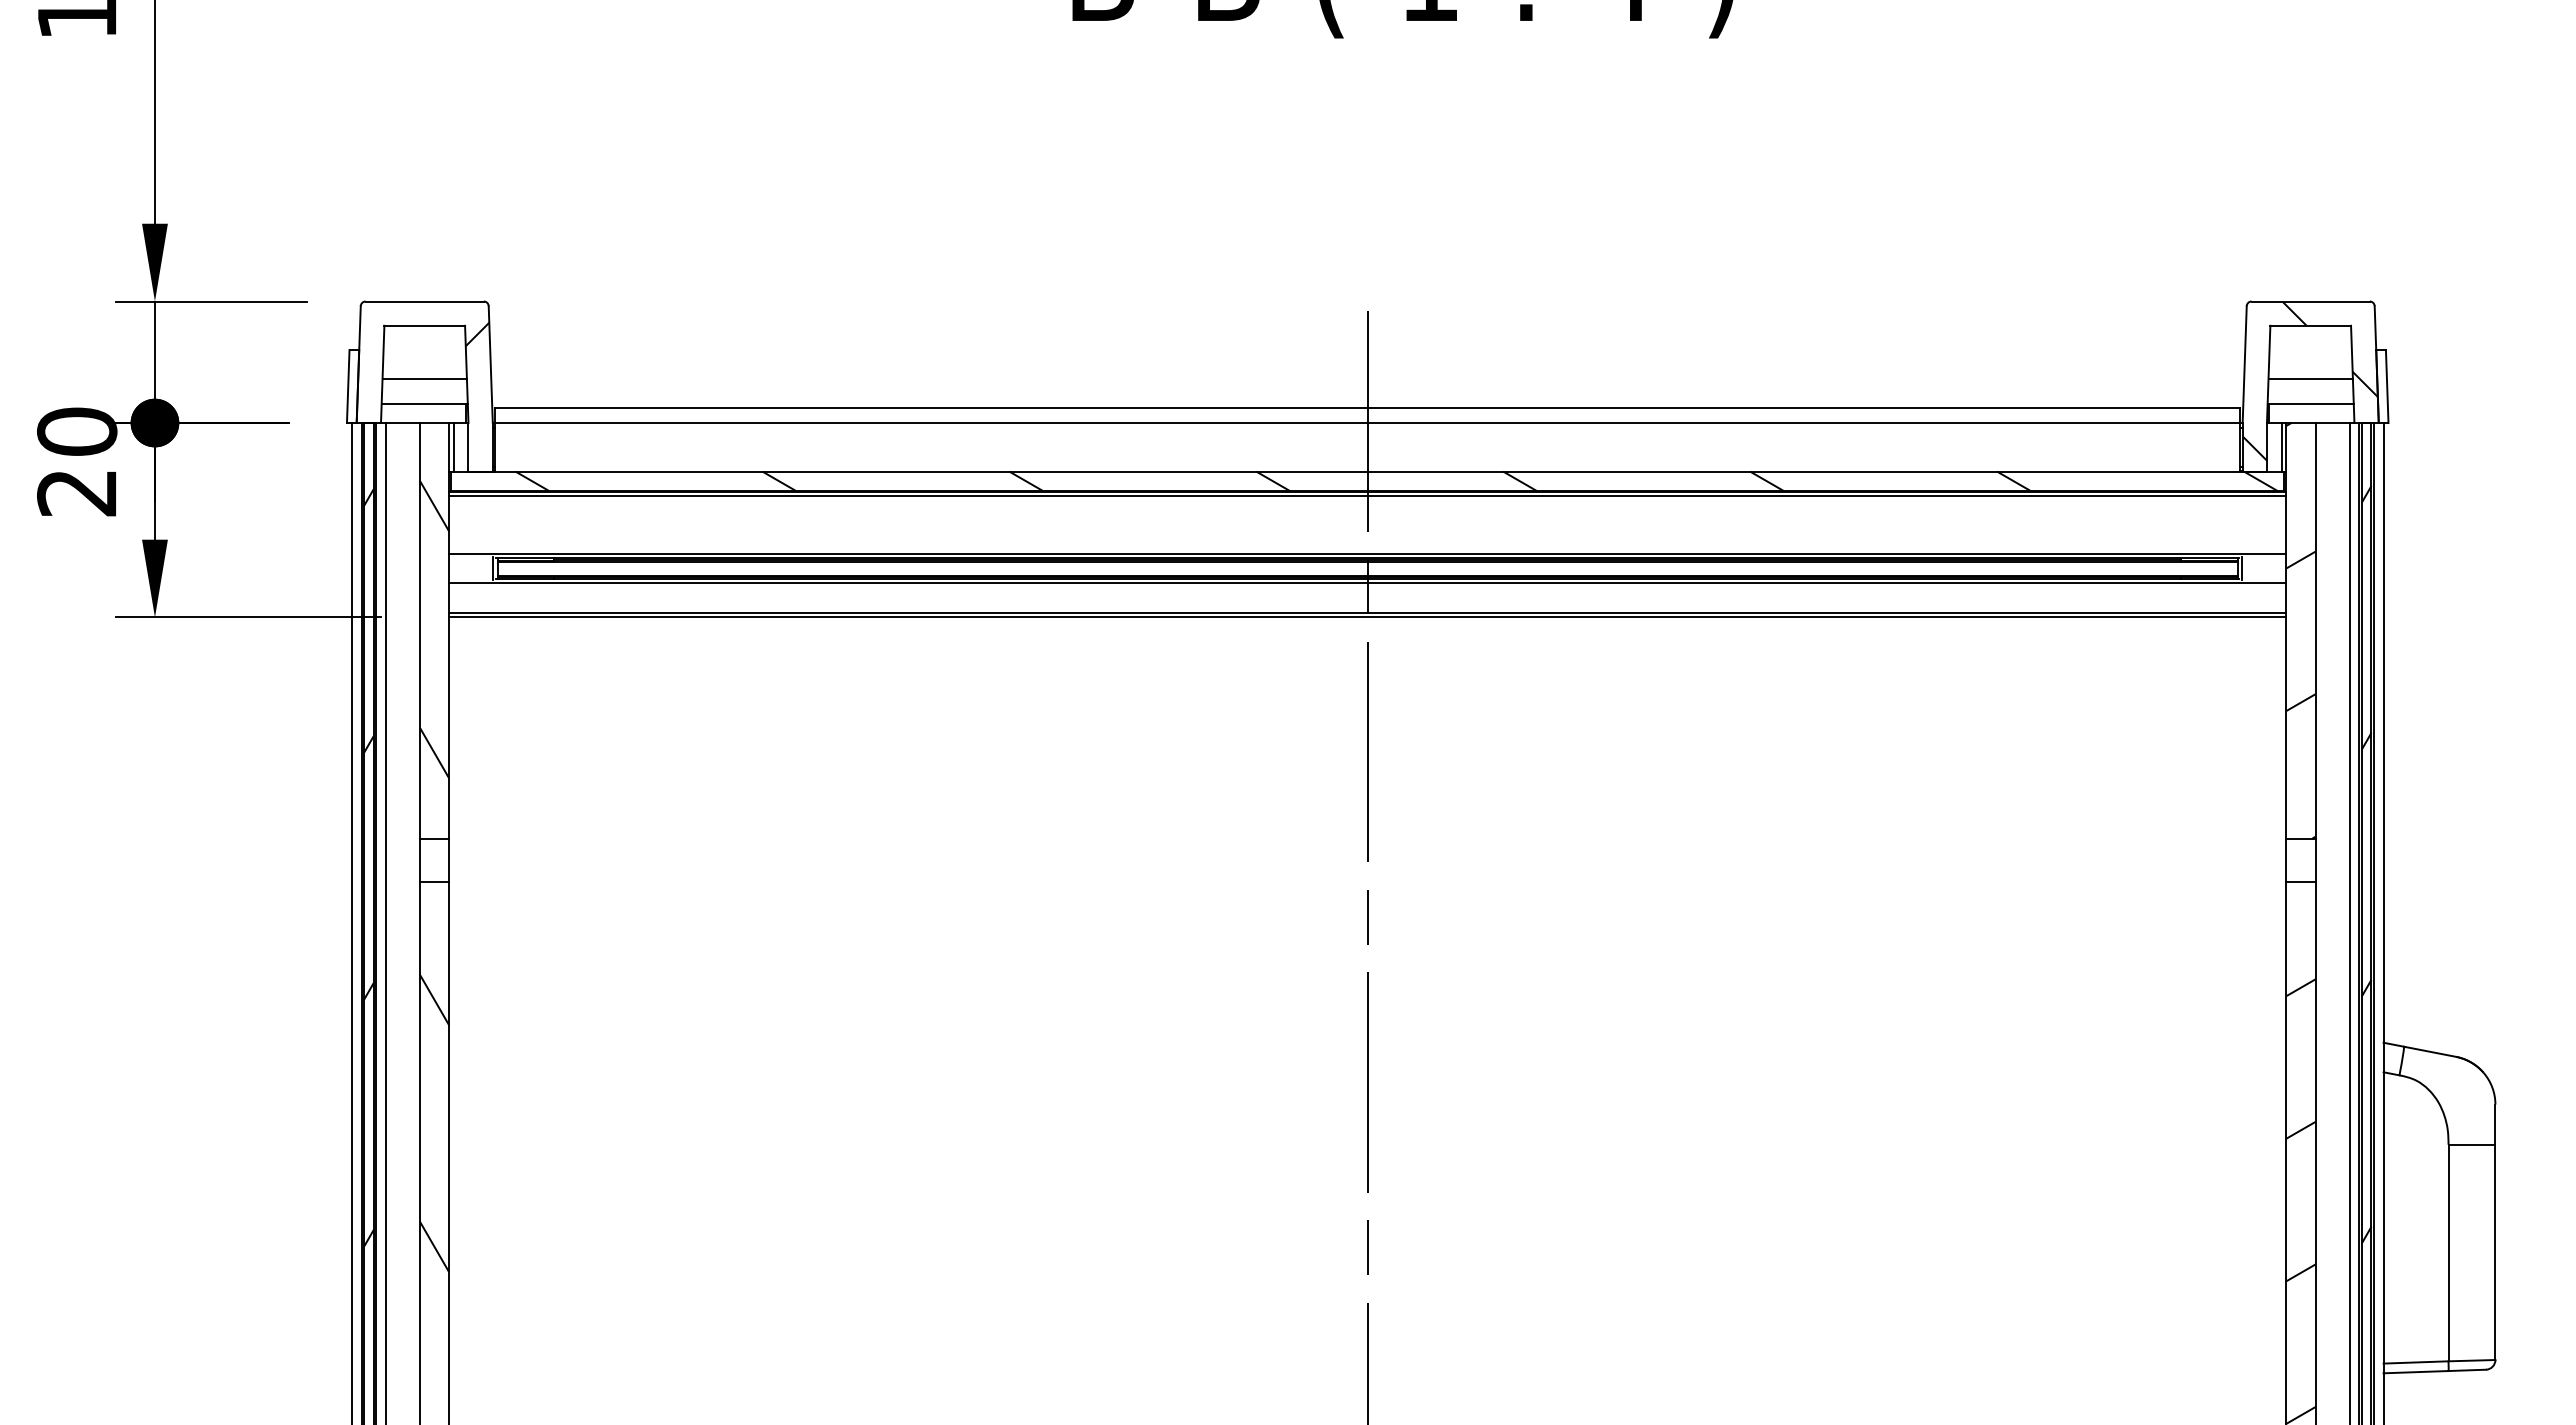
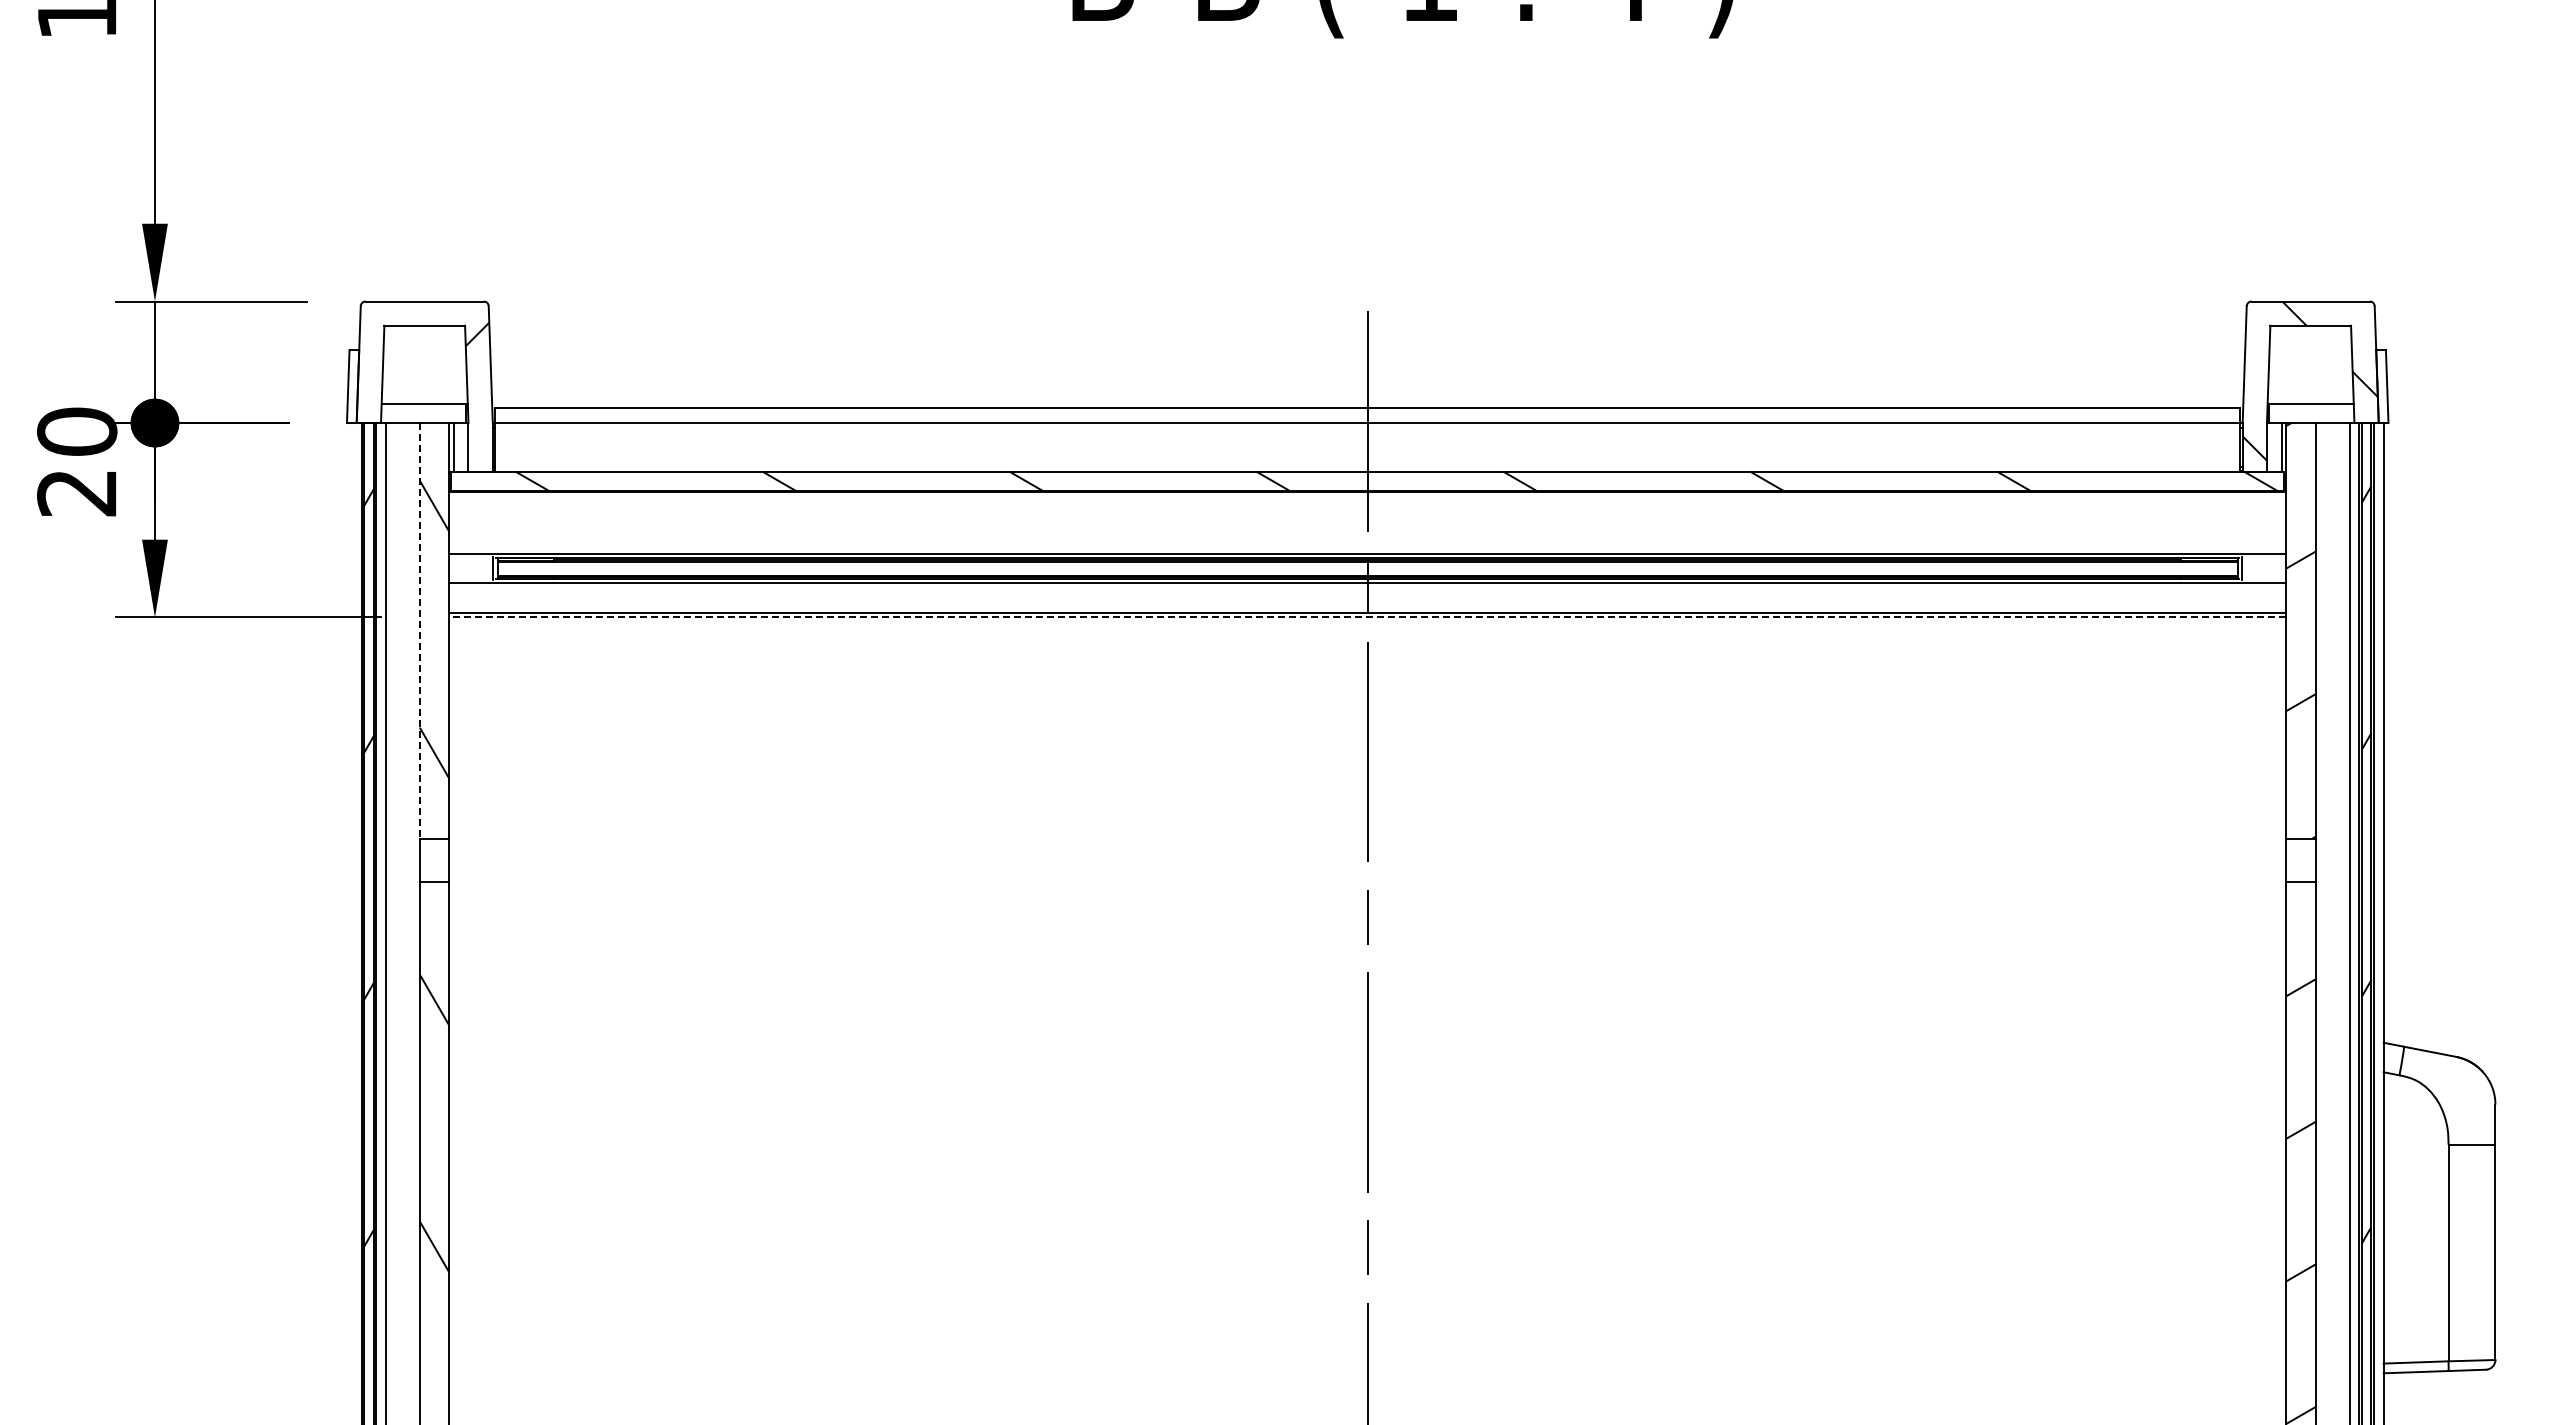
line: present -> none (424, 379)
line: present -> none (2310, 379)
line: present -> none (1367, 495)
line: solid -> dashed (1367, 617)
line: solid -> dashed (419, 630)
line: present -> none (351, 922)
